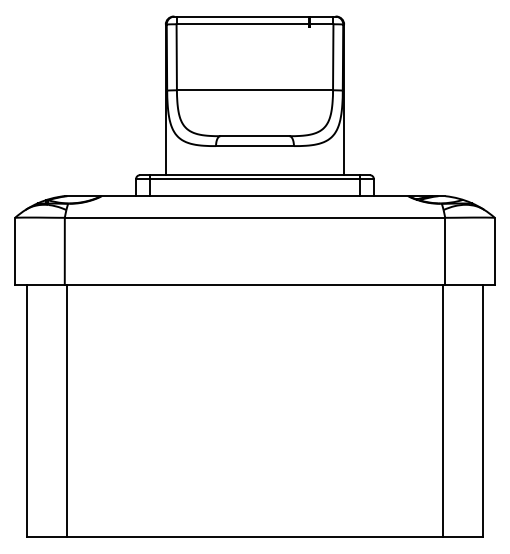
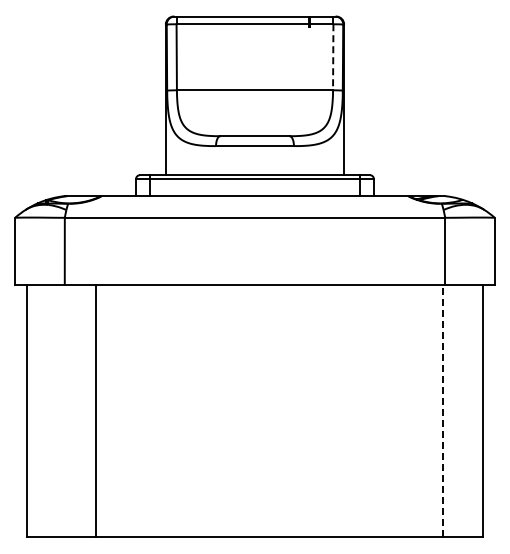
line: solid -> dashed (333, 57)
line position: (67, 410) -> (96, 410) (96, 410)
line: solid -> dashed (442, 410)
